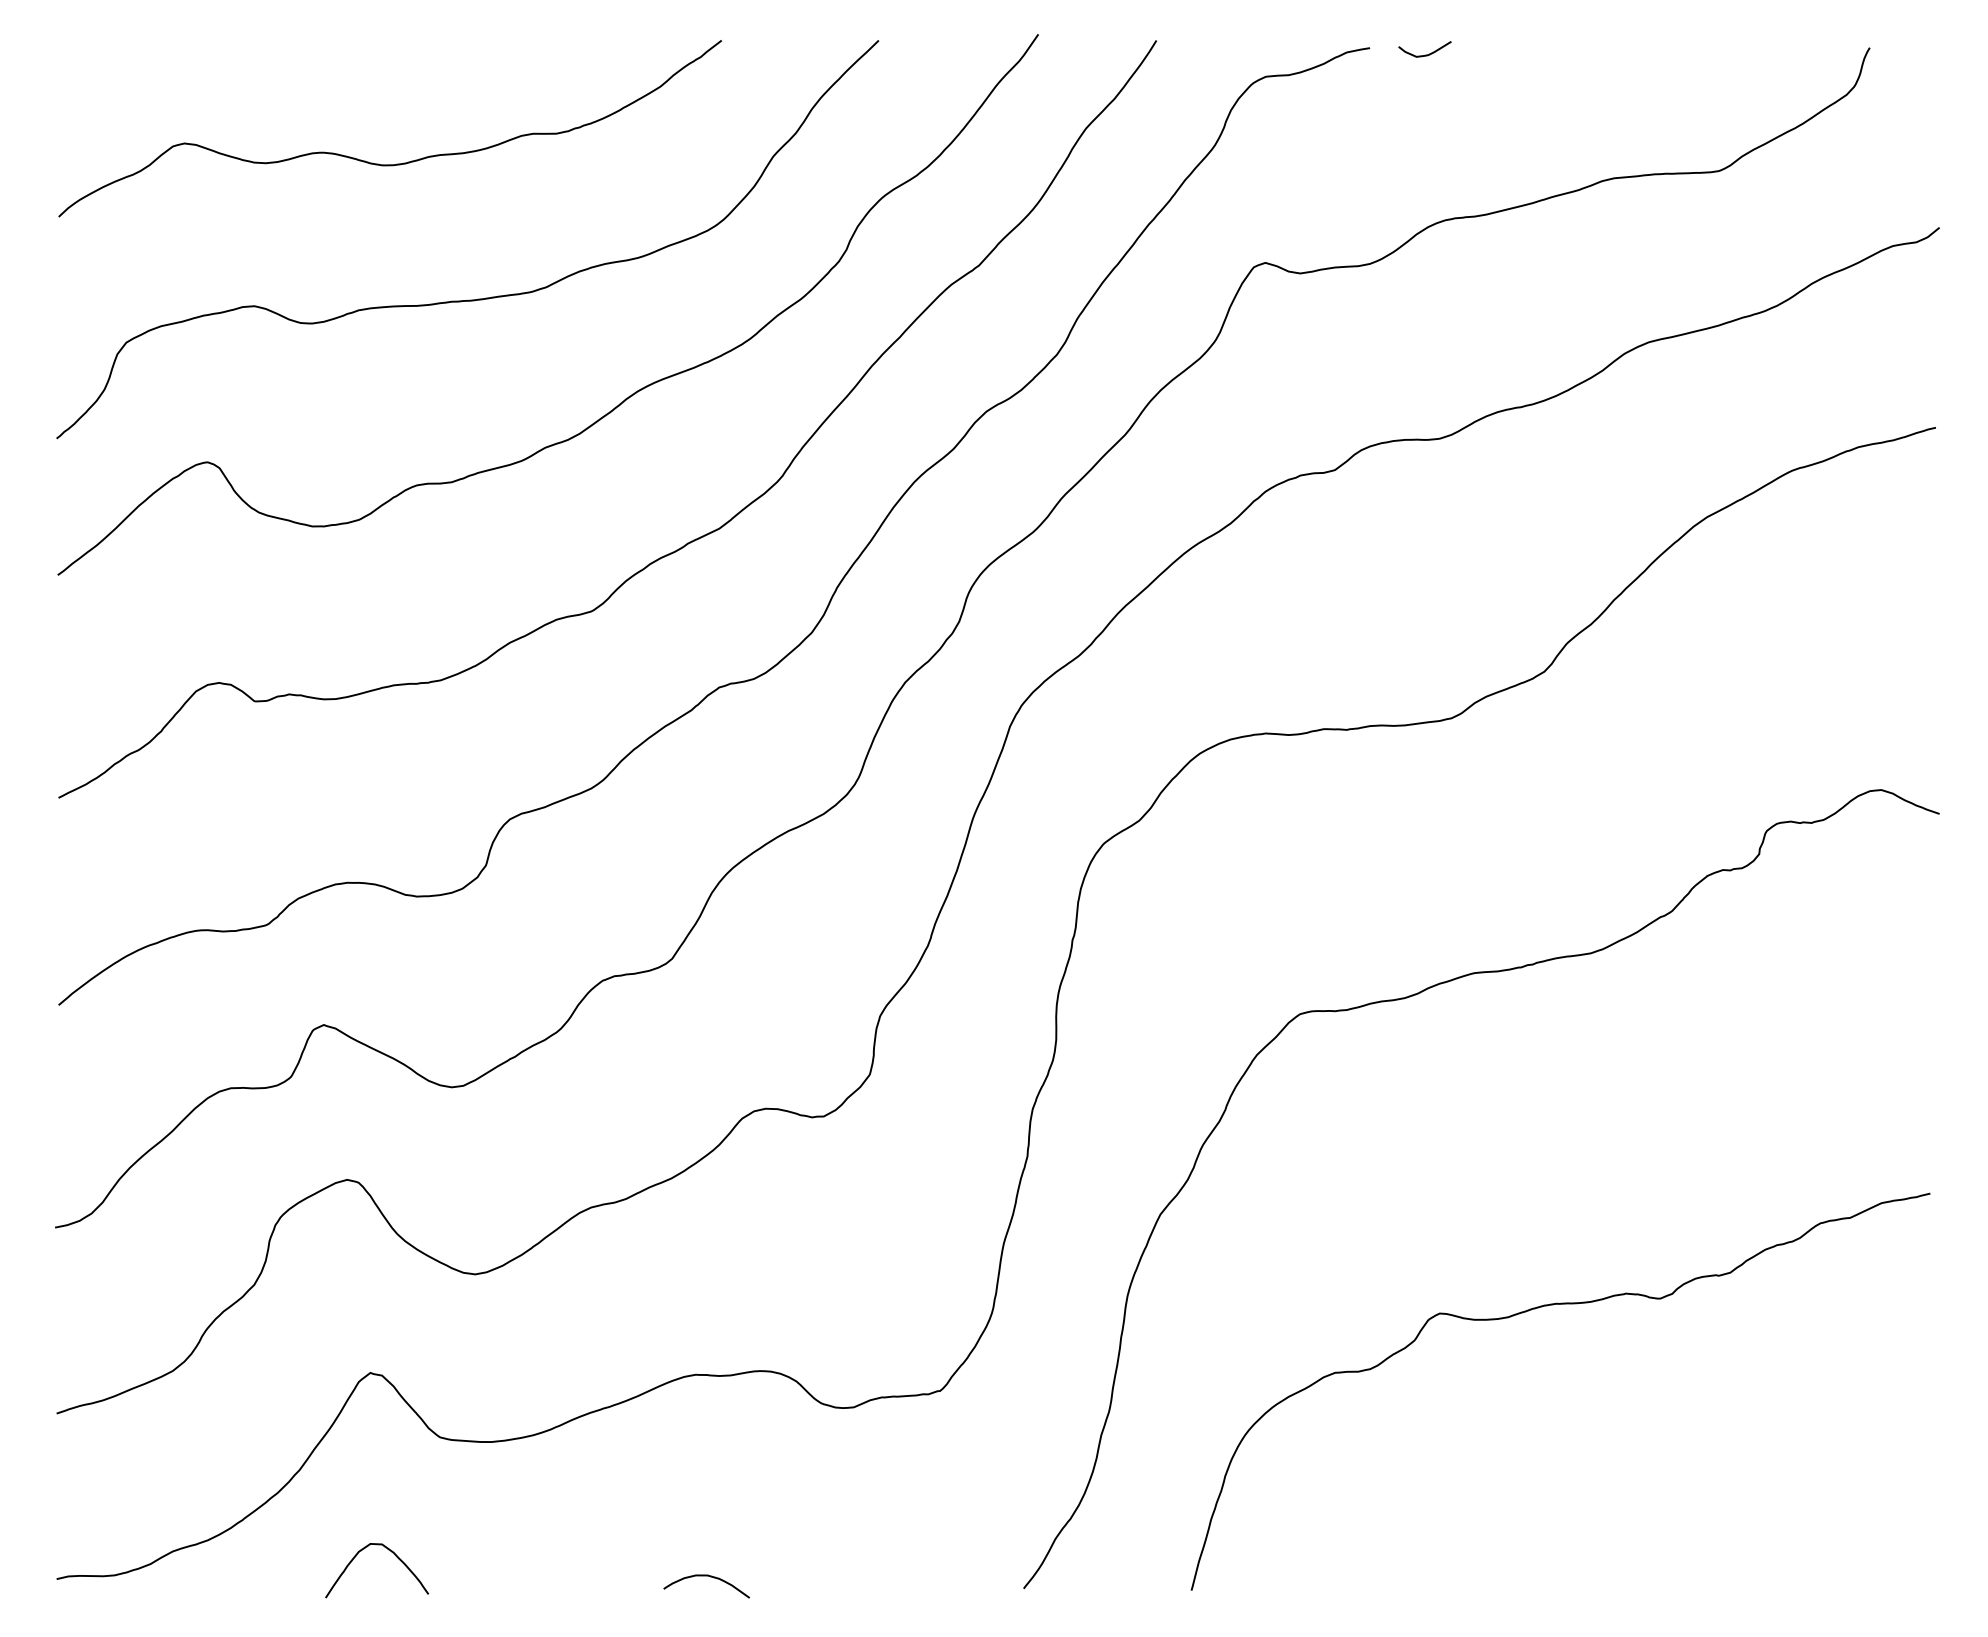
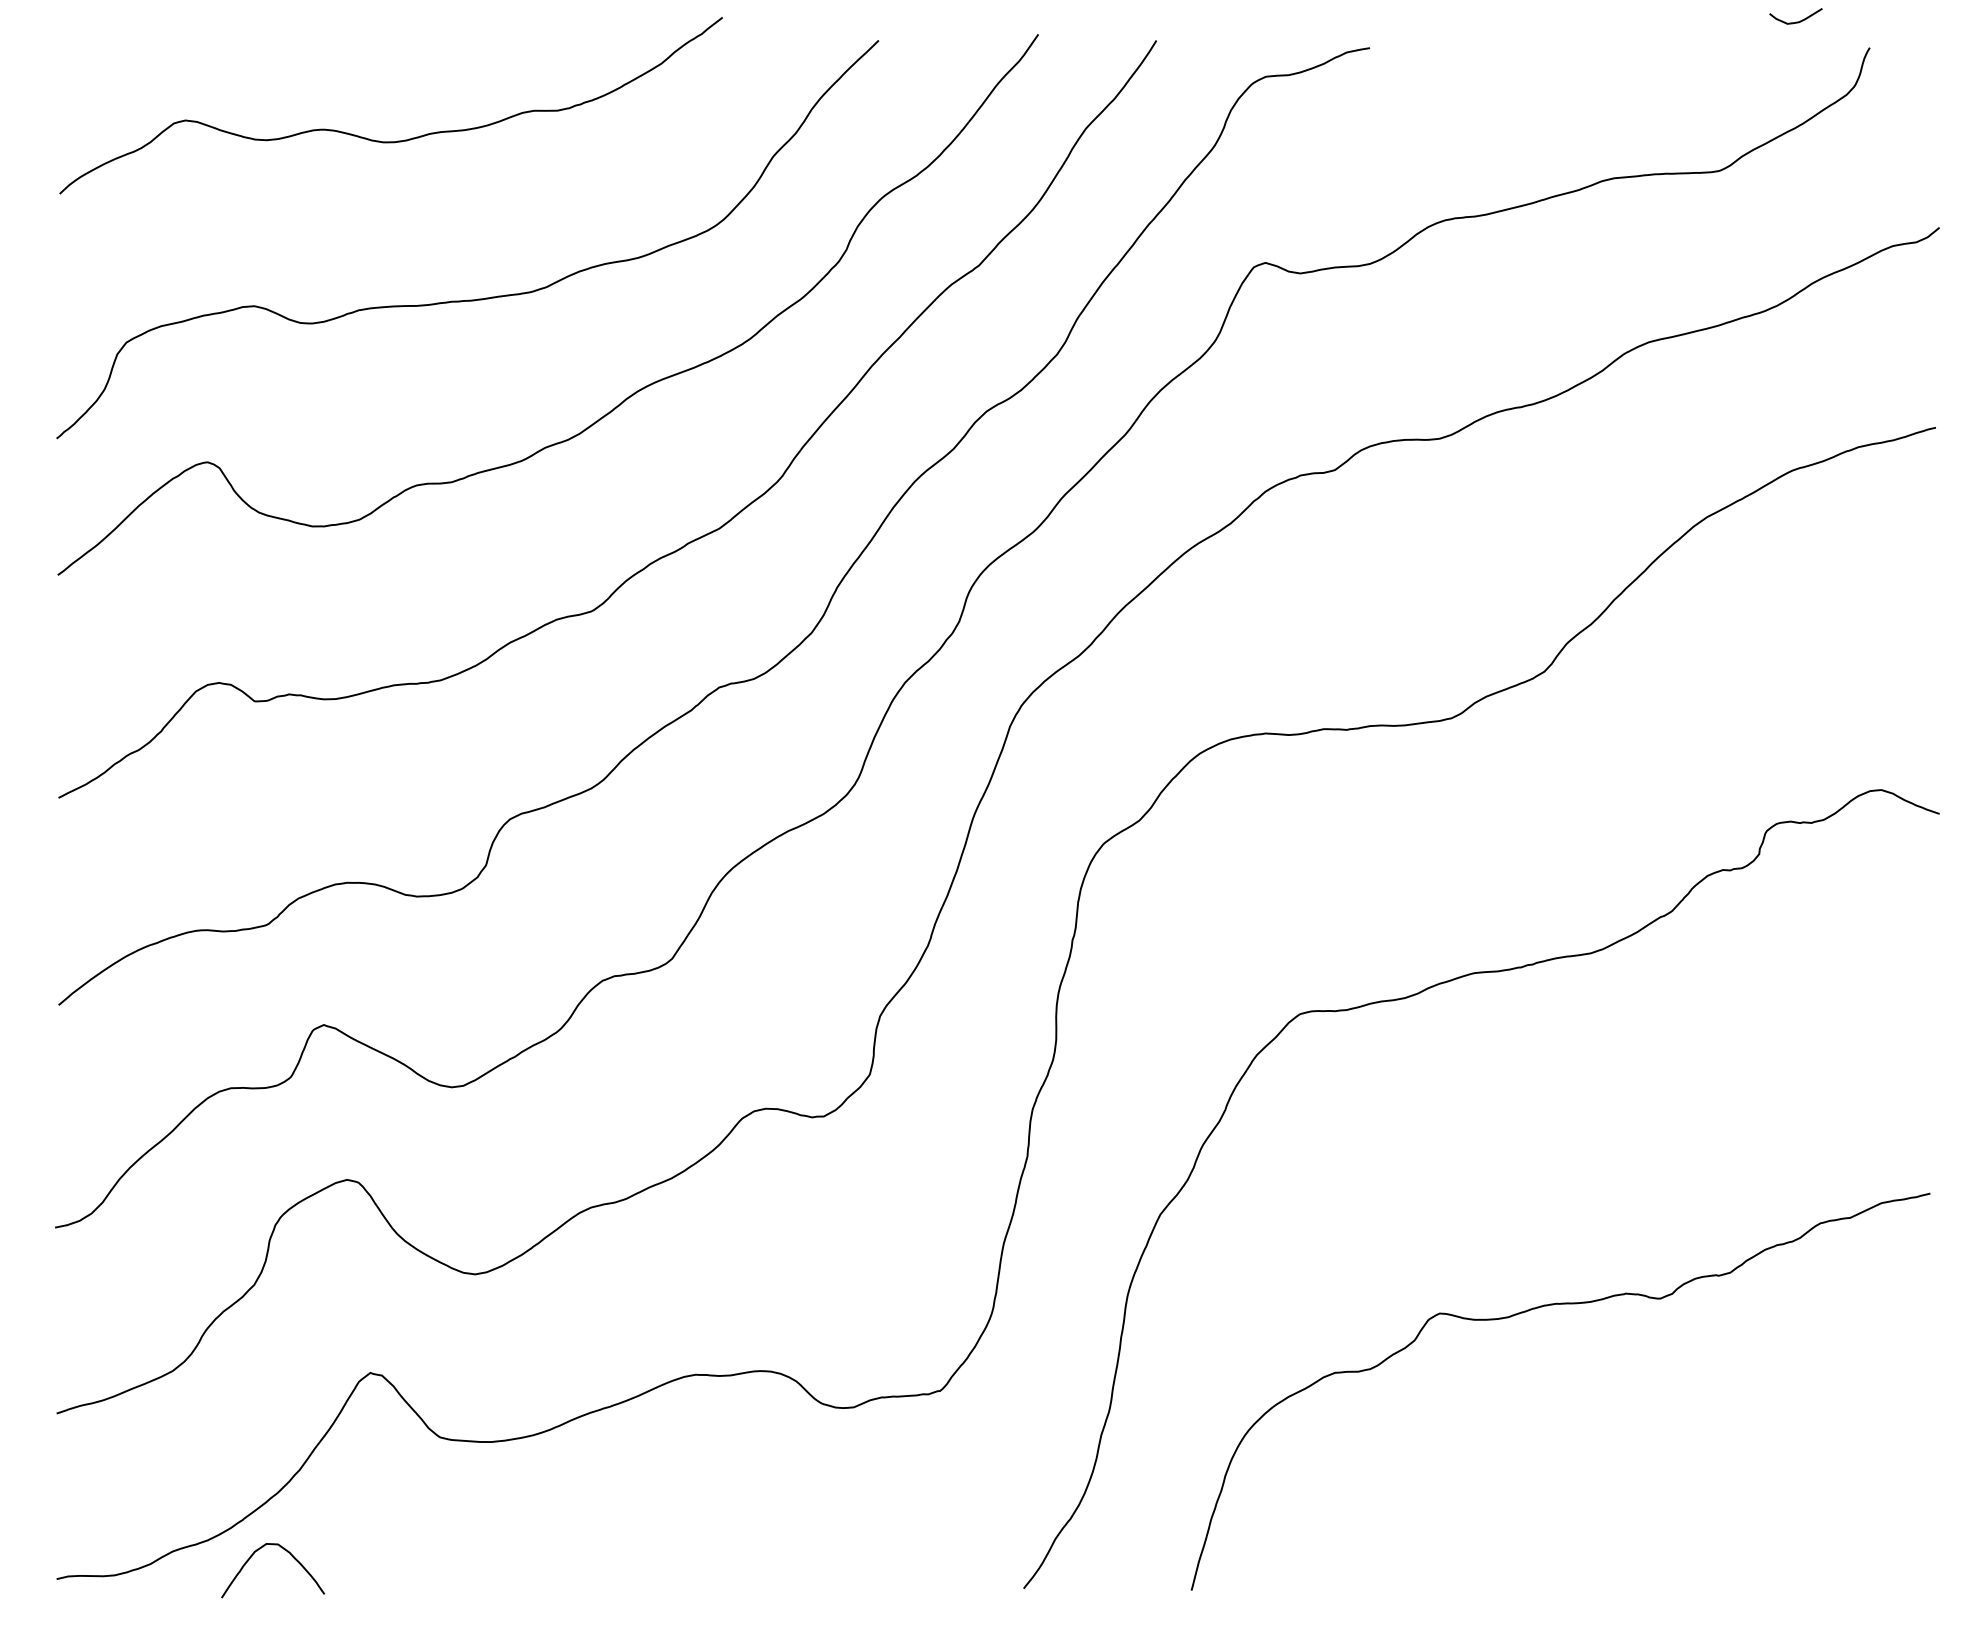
curve position: (1425, 54) -> (1796, 21) (1796, 21)
curve position: (396, 163) -> (397, 140) (397, 140)
curve position: (392, 1553) -> (288, 1553) (288, 1553)
curve: present -> none (710, 1577)
